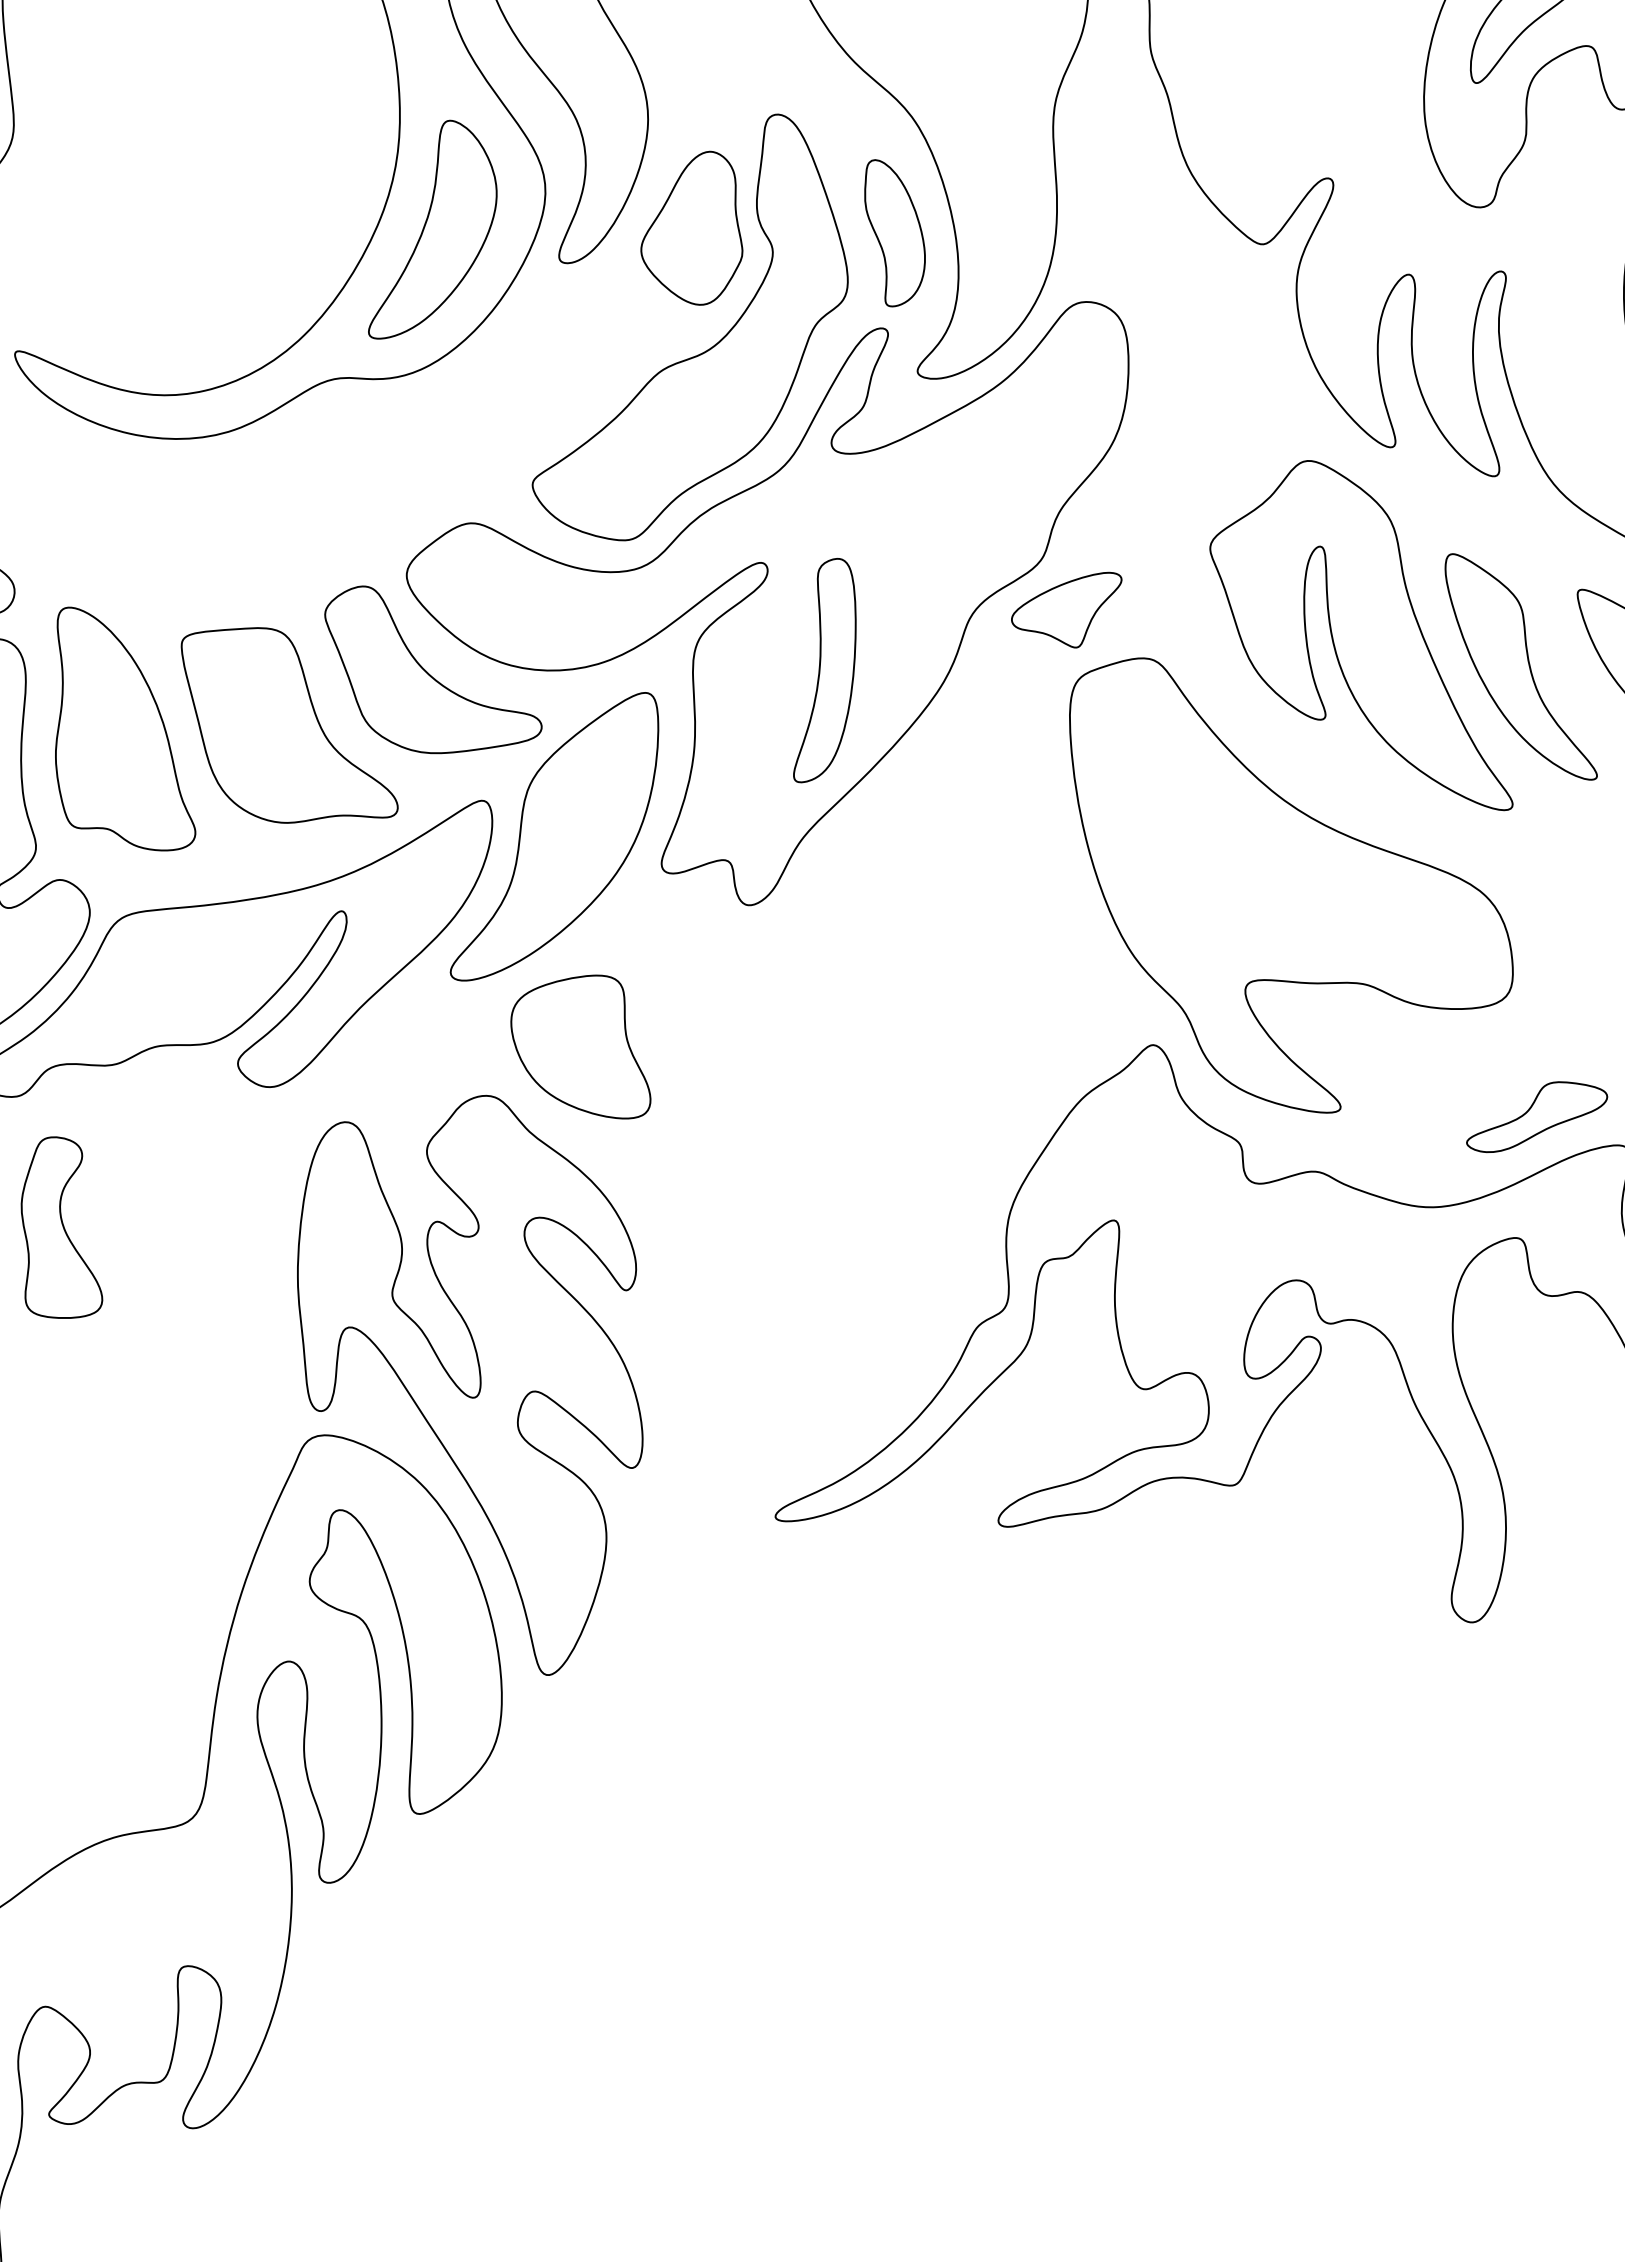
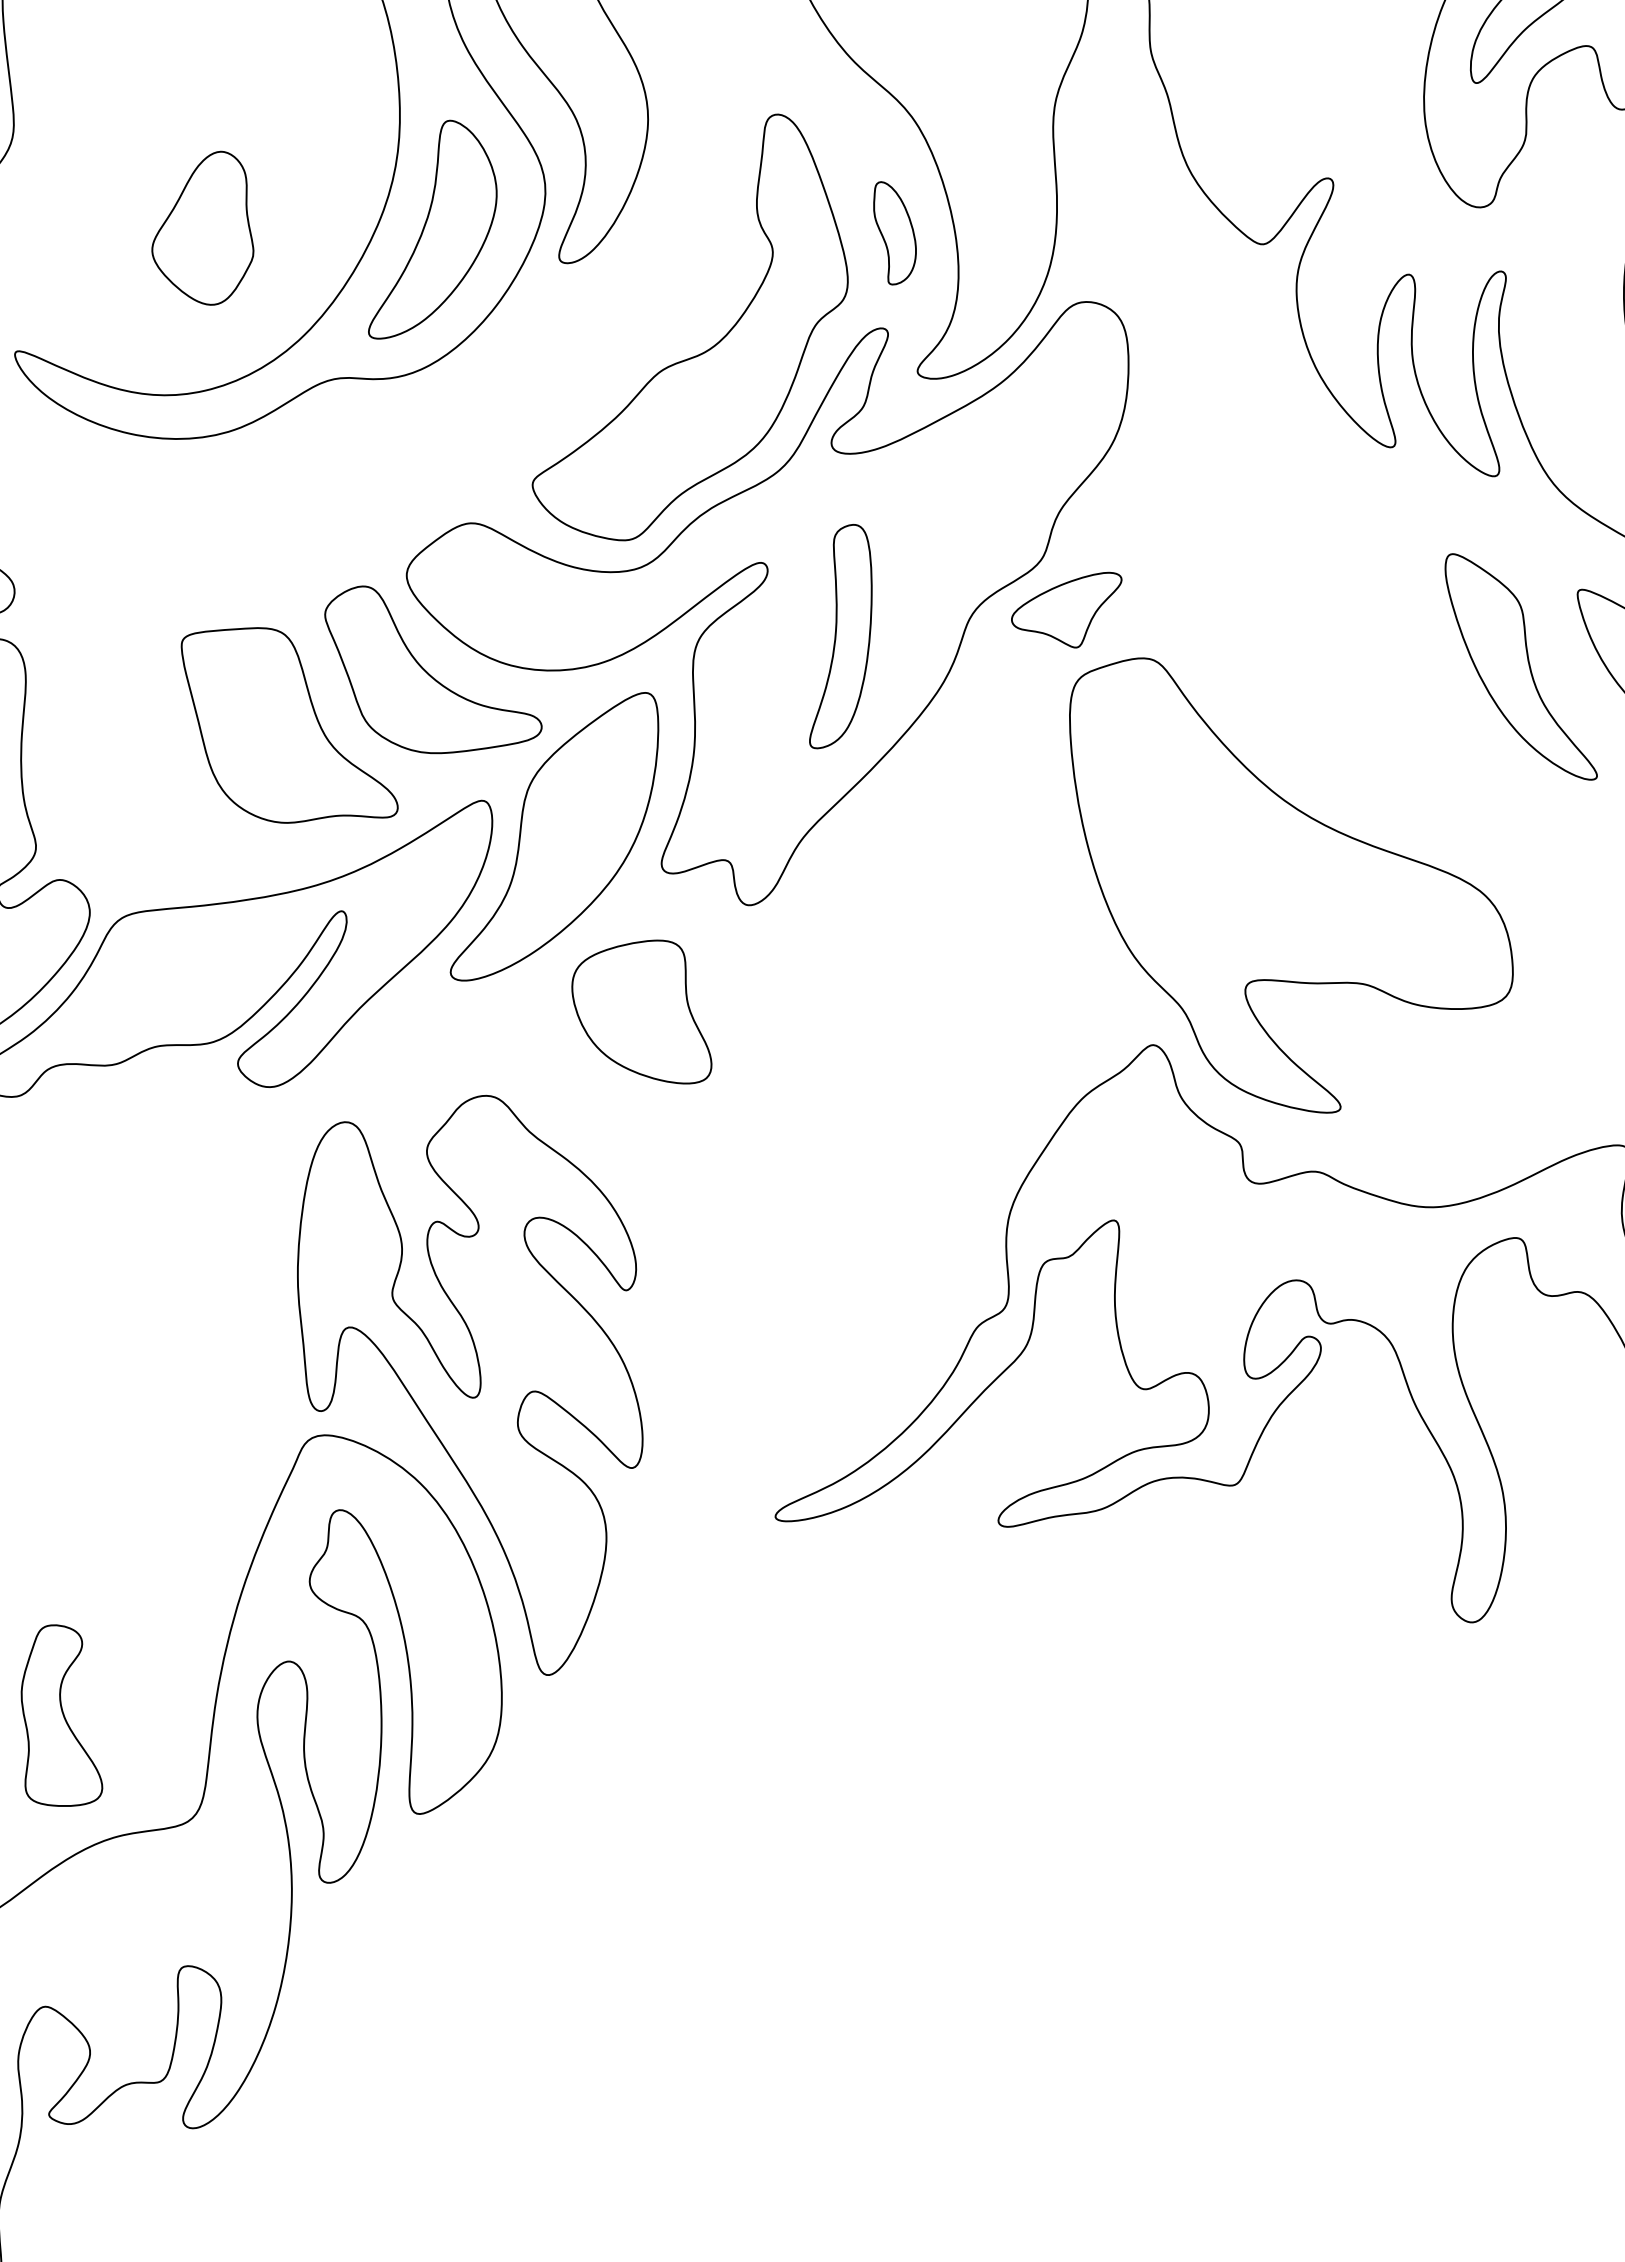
part position: (691, 227) -> (202, 227) (202, 227)
part size: 62x149 px -> 44x105 px (894, 233)
part: present -> none (1361, 635)
part position: (824, 670) -> (840, 636) (840, 636)
part: present -> none (125, 728)
part position: (580, 1046) -> (641, 1011) (641, 1011)
part: present -> none (1537, 1116)
part position: (61, 1227) -> (61, 1715) (61, 1715)
